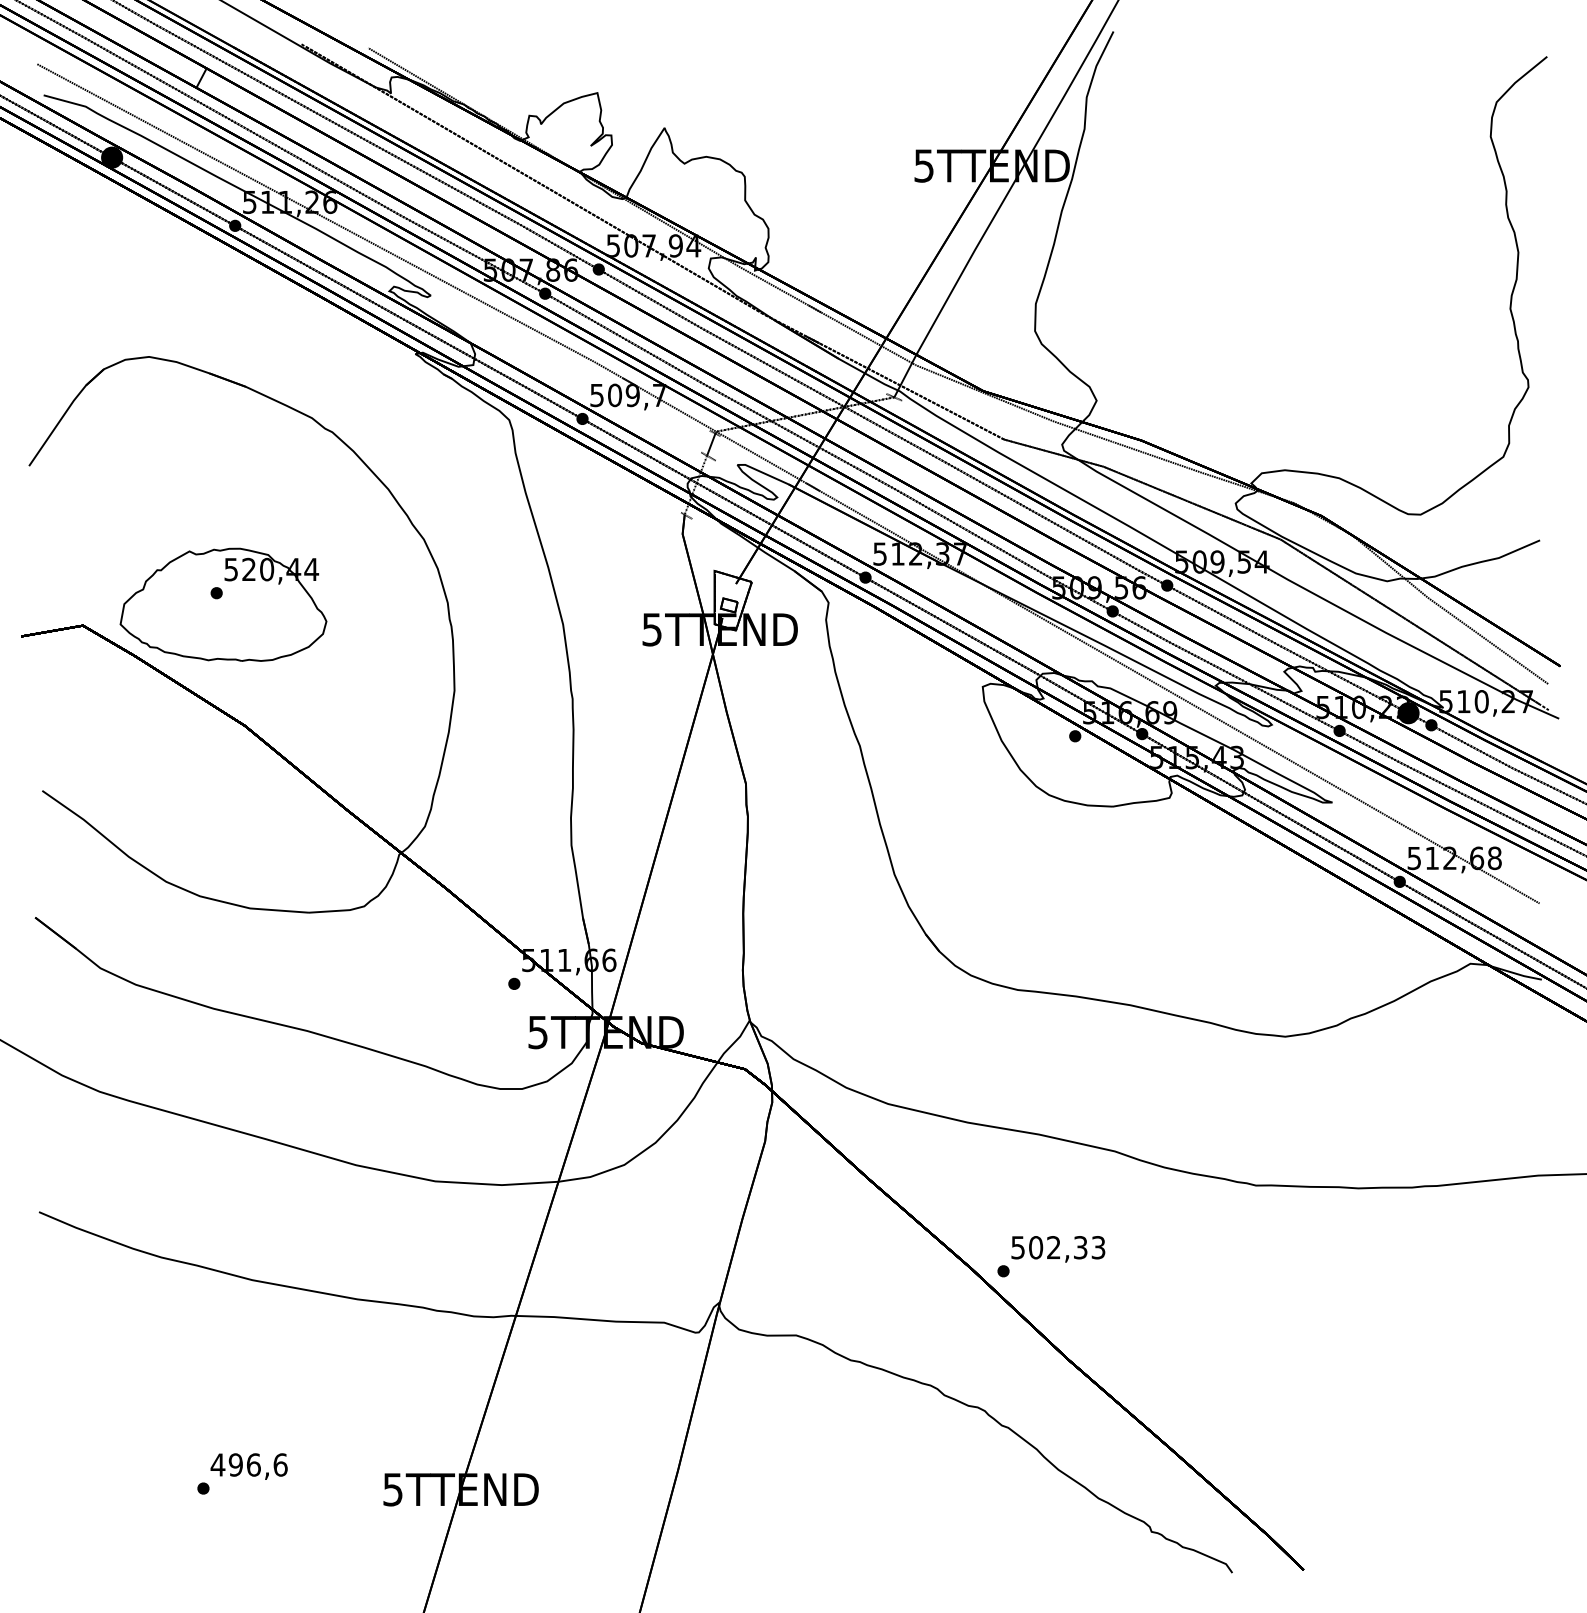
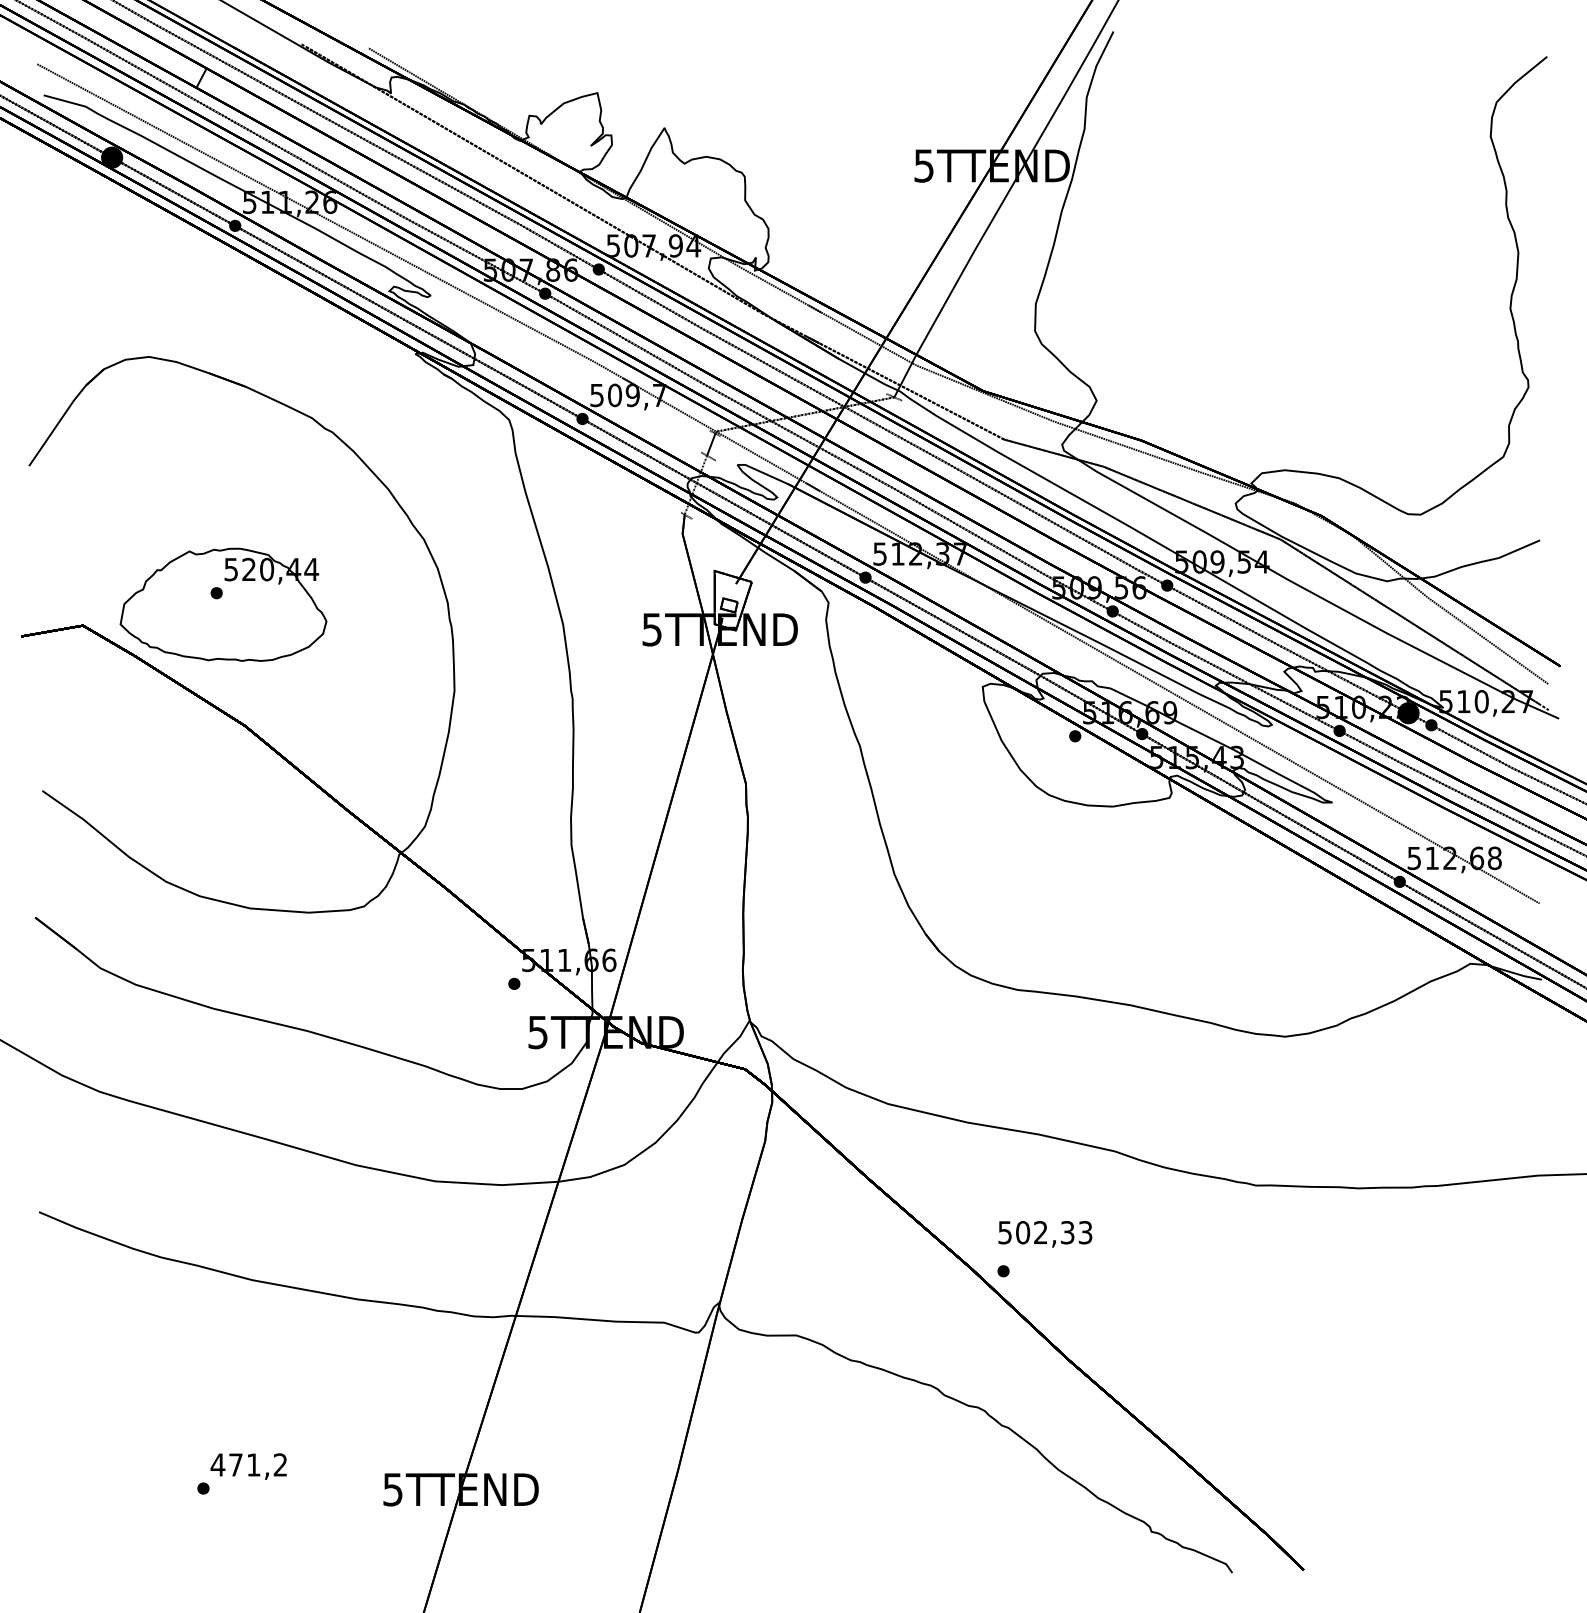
text position: (1058, 1249) -> (1045, 1234) (1045, 1234)
text: 496,6 -> 471,2 (257, 1464)
